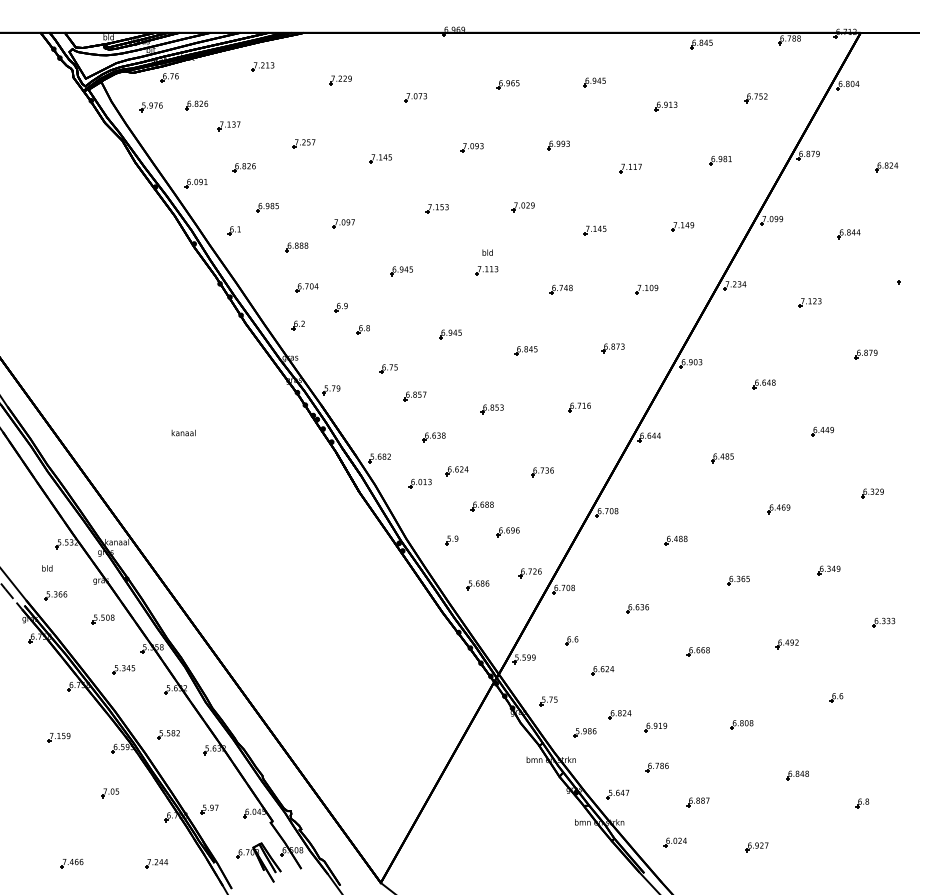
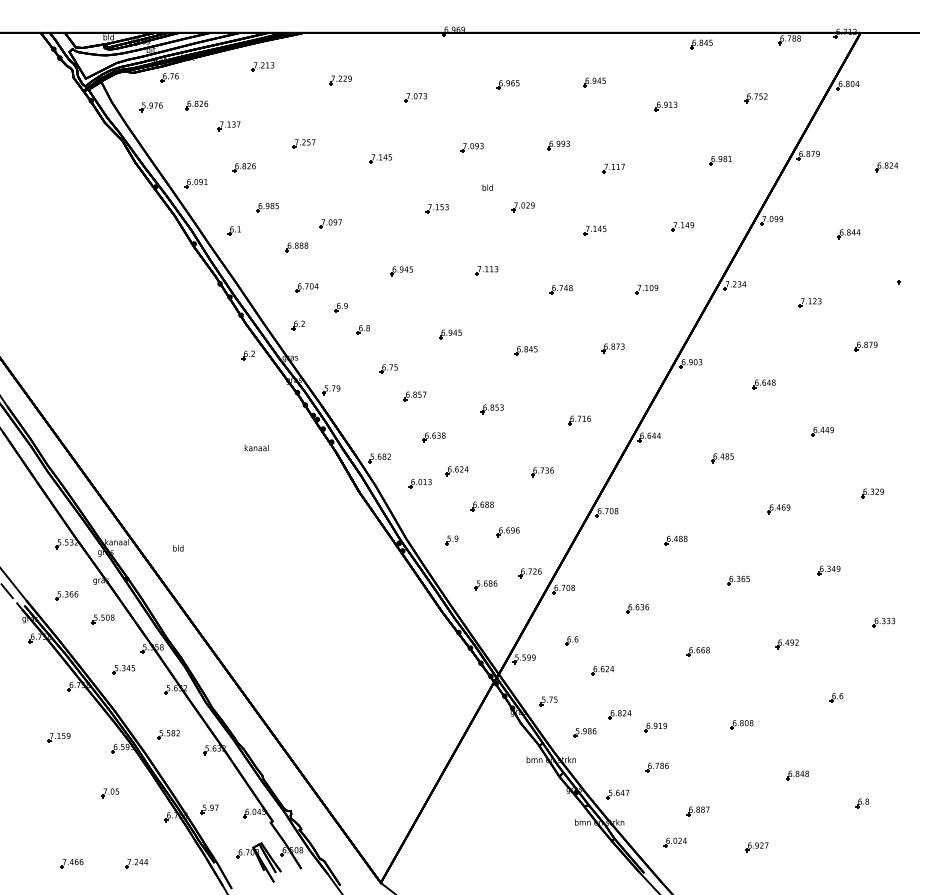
part position: (630, 168) -> (613, 168) (613, 168)
part position: (343, 223) -> (330, 223) (330, 223)
text position: (487, 252) -> (487, 187) (487, 187)
part position: (865, 354) -> (865, 346) (865, 346)
part: none -> present (247, 355)
part position: (579, 407) -> (579, 420) (579, 420)
text position: (183, 432) -> (256, 447) (256, 447)
text position: (47, 568) -> (178, 548) (178, 548)
part position: (477, 585) -> (485, 585) (485, 585)
part position: (55, 595) -> (66, 595) (66, 595)
part position: (697, 802) -> (697, 811) (697, 811)
part position: (156, 863) -> (136, 863) (136, 863)
